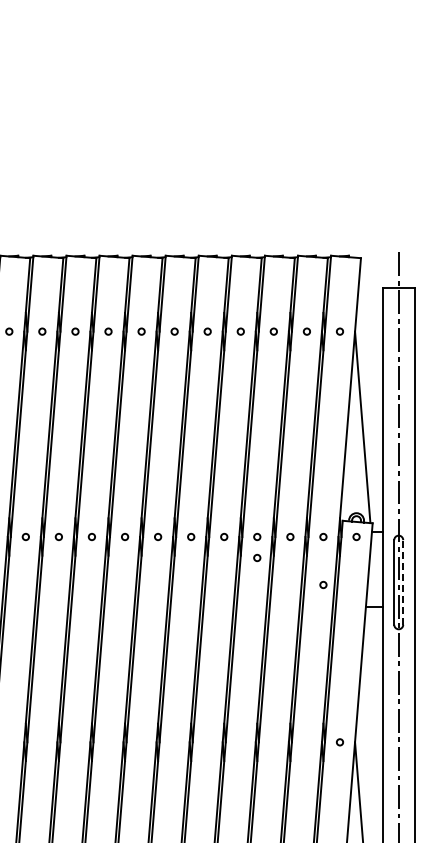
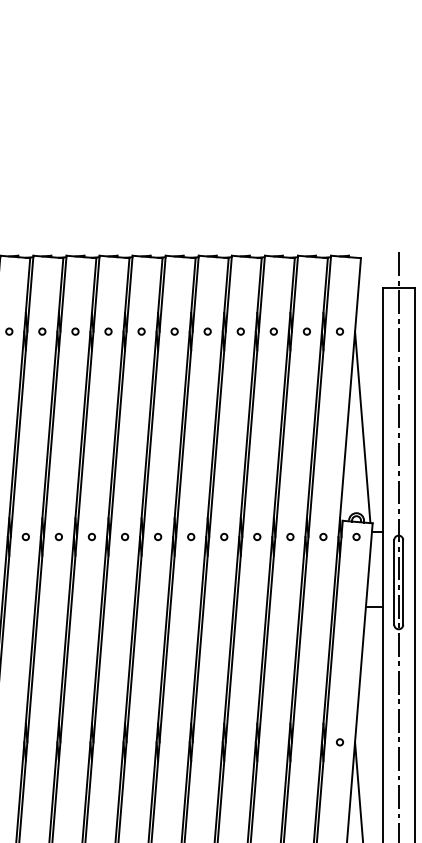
circle: present -> none (257, 557)
line: dashed -> solid (403, 581)
circle: present -> none (323, 584)
